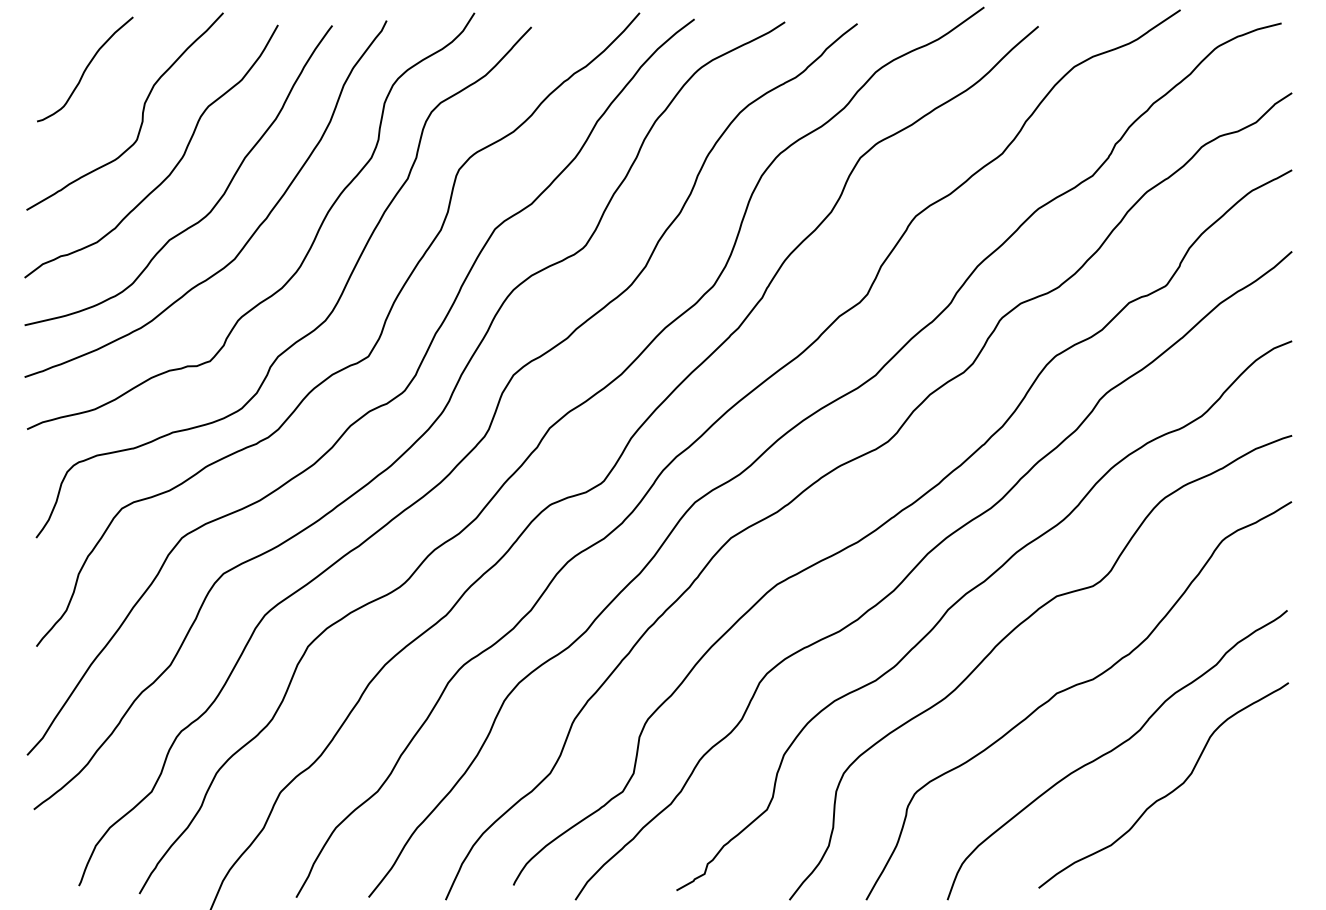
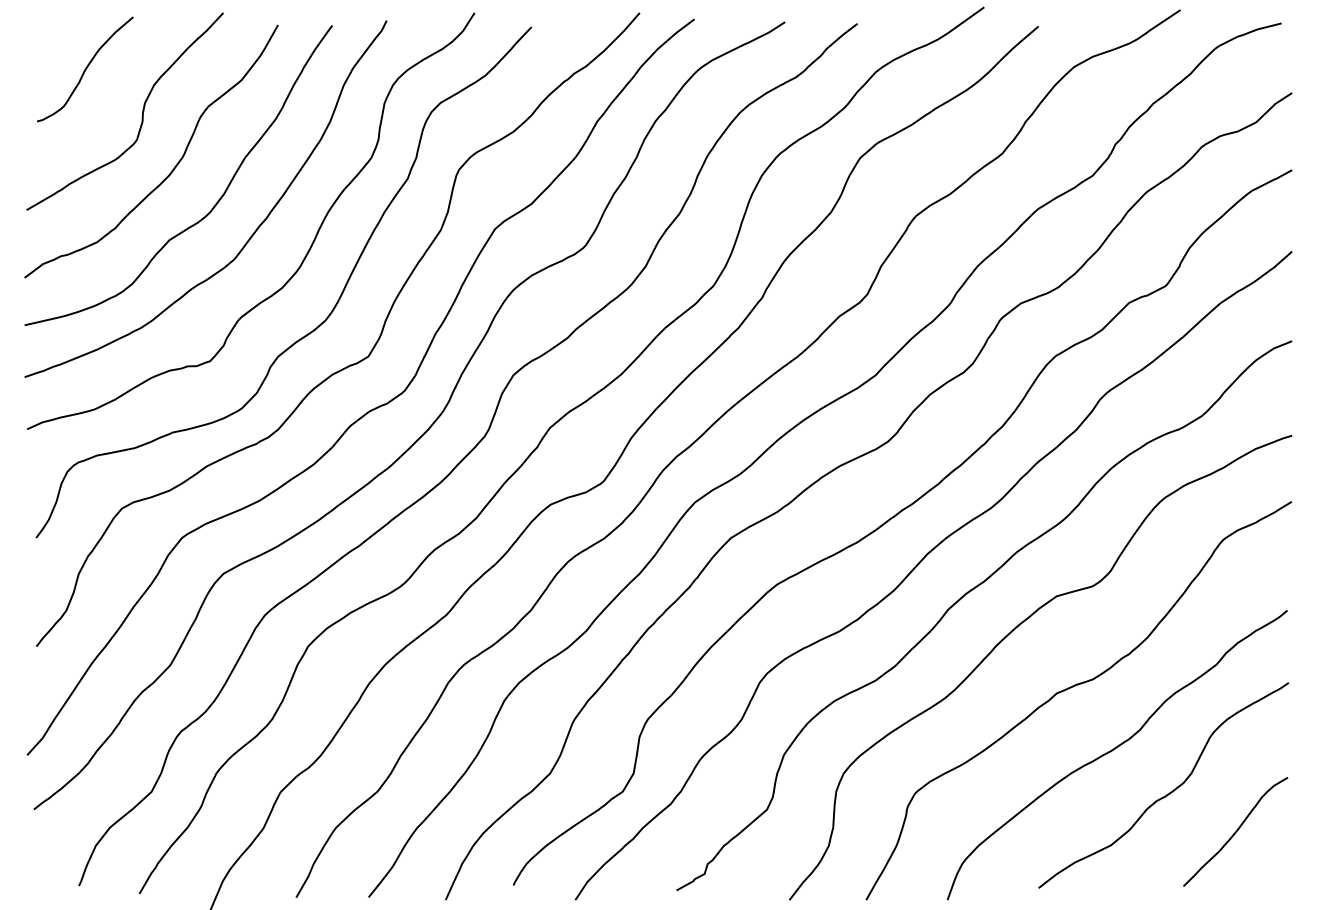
curve: none -> present (1235, 831)
